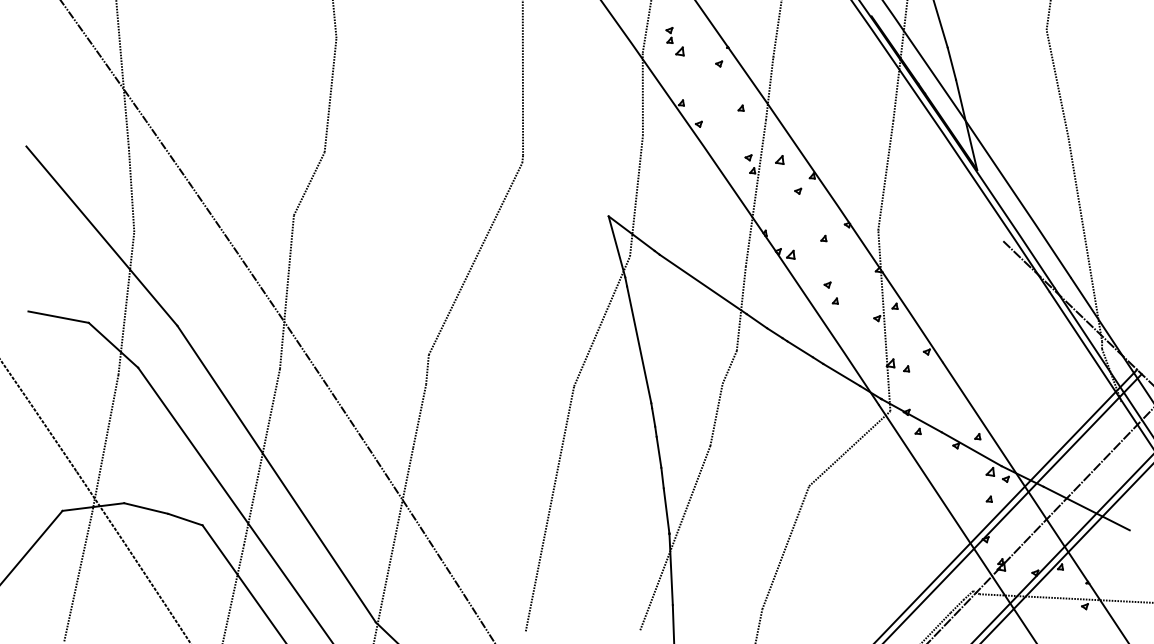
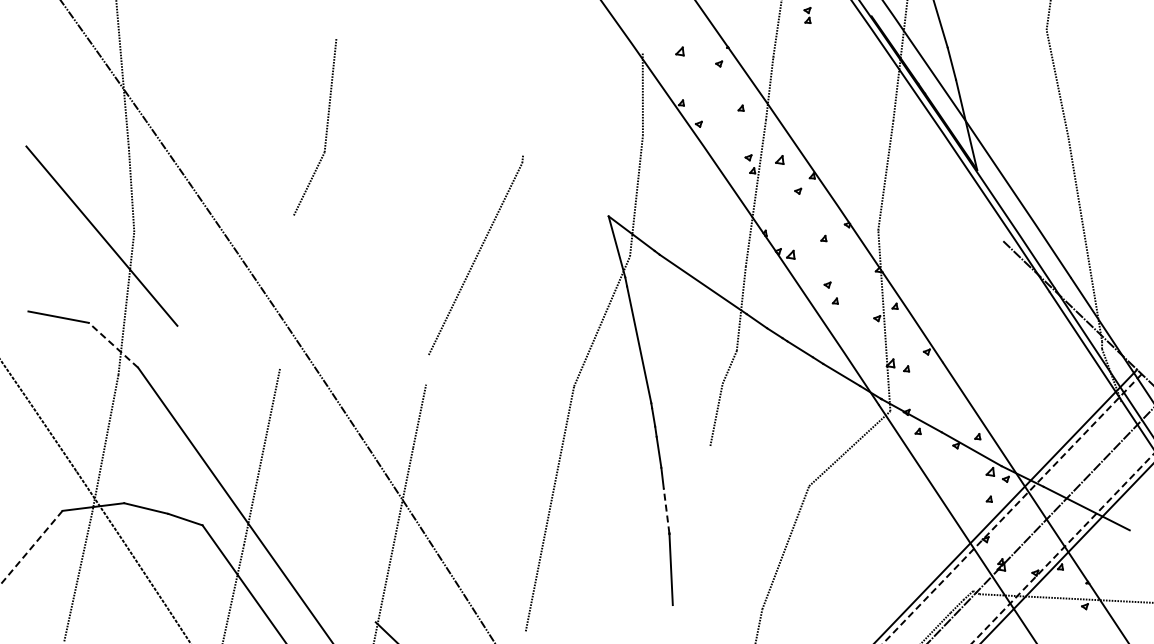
line: present -> none (334, 20)
line: present -> none (646, 27)
part position: (669, 35) -> (807, 15) (807, 15)
line: present -> none (522, 78)
line: present -> none (286, 291)
line: solid -> dashed (113, 344)
line: present -> none (427, 369)
line: present -> none (276, 473)
line: solid -> dashed (1012, 508)
line: solid -> dashed (666, 510)
line: present -> none (675, 537)
line: solid -> dashed (31, 548)
line: solid -> dashed (1062, 548)
line: present -> none (673, 622)
